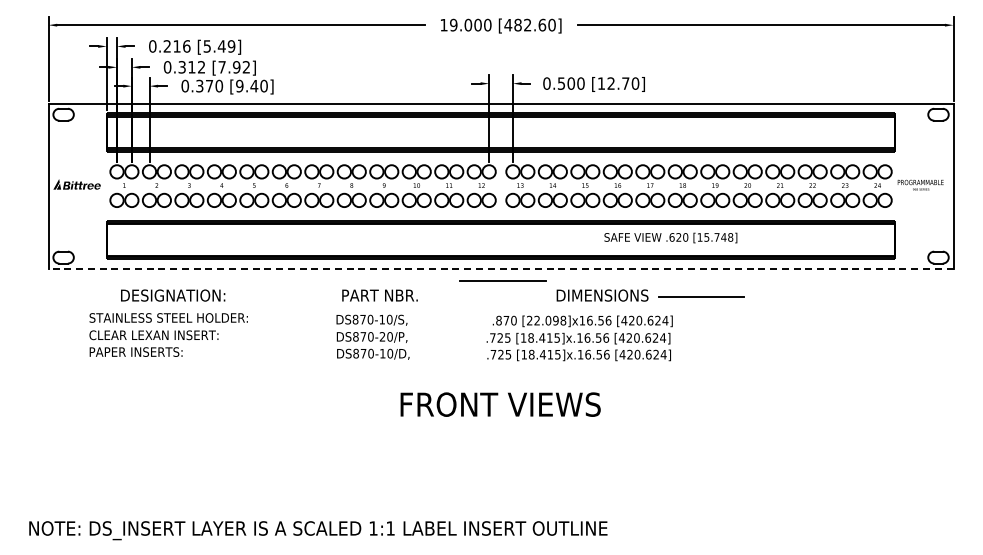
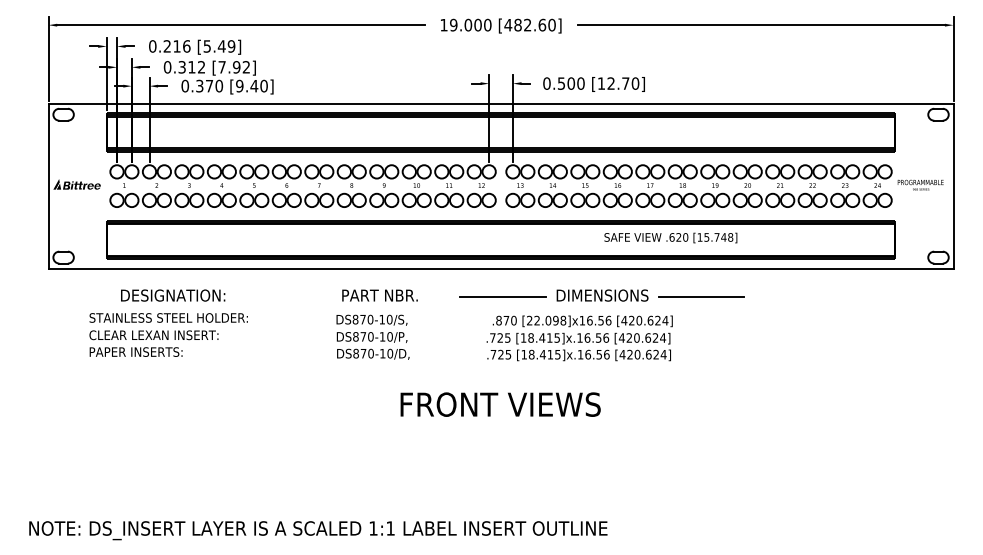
line: dashed -> solid (500, 268)
line position: (502, 280) -> (502, 296) (502, 296)
text: DS870-20/P, -> DS870-10/P, (382, 336)
